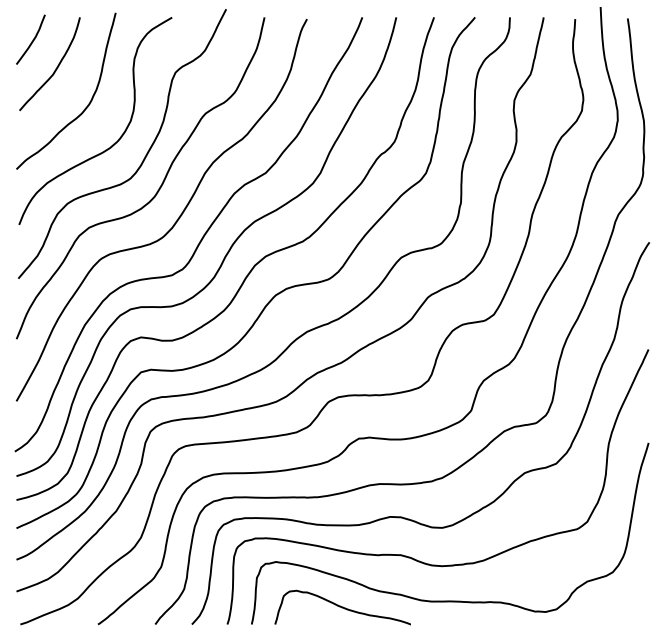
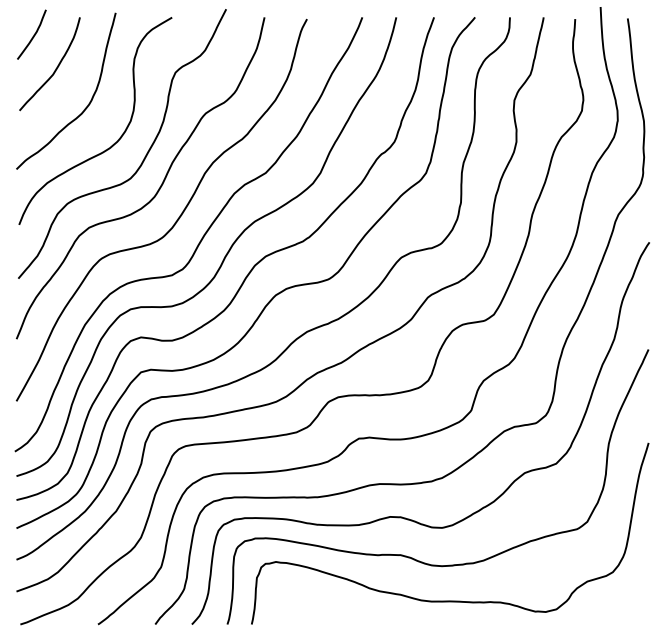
curve position: (32, 39) -> (33, 34) (33, 34)
curve: present -> none (342, 607)
